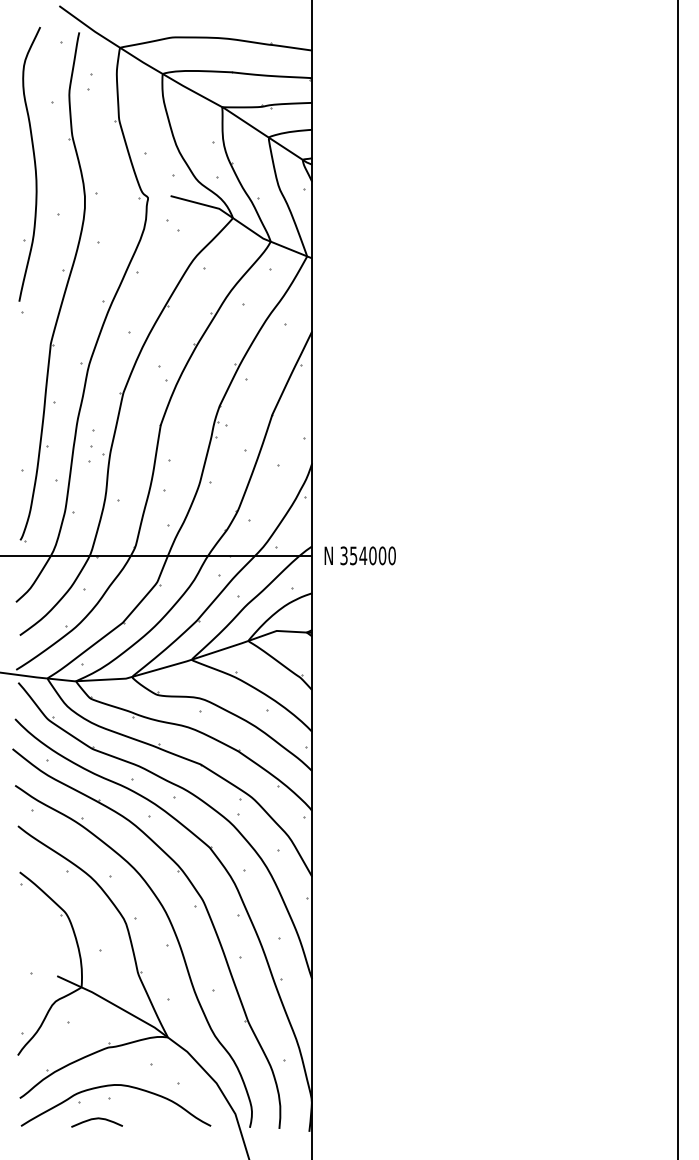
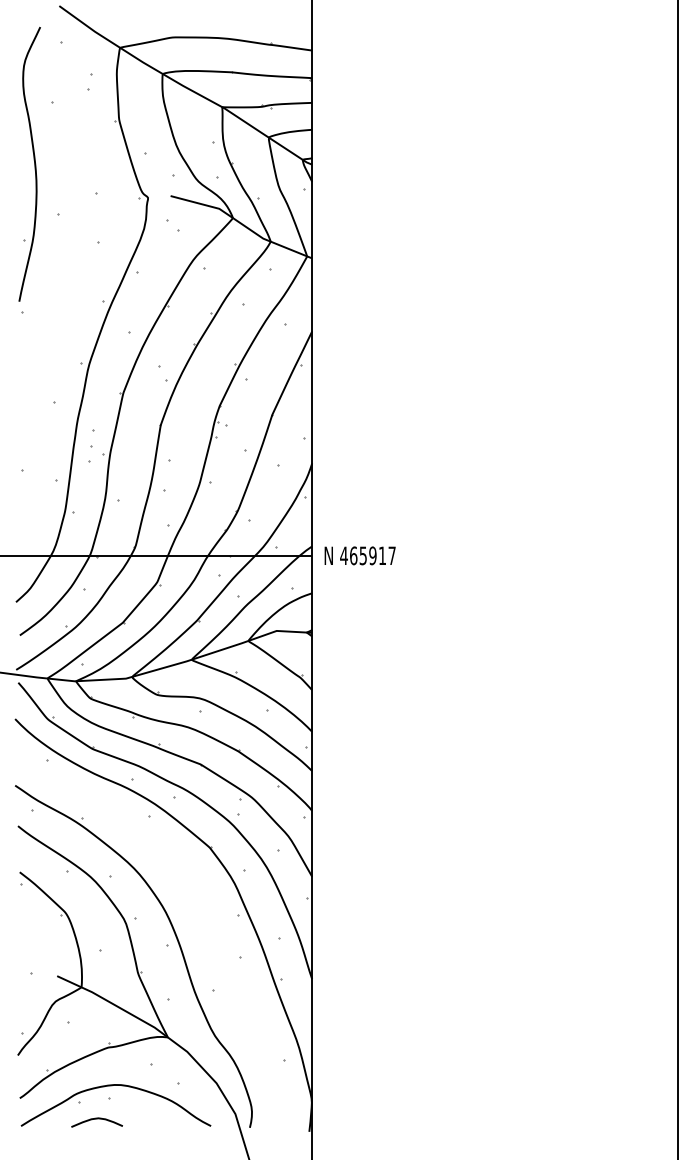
part: present -> none (64, 289)
text: 354000 -> 465917 (367, 555)
part: present -> none (194, 906)
